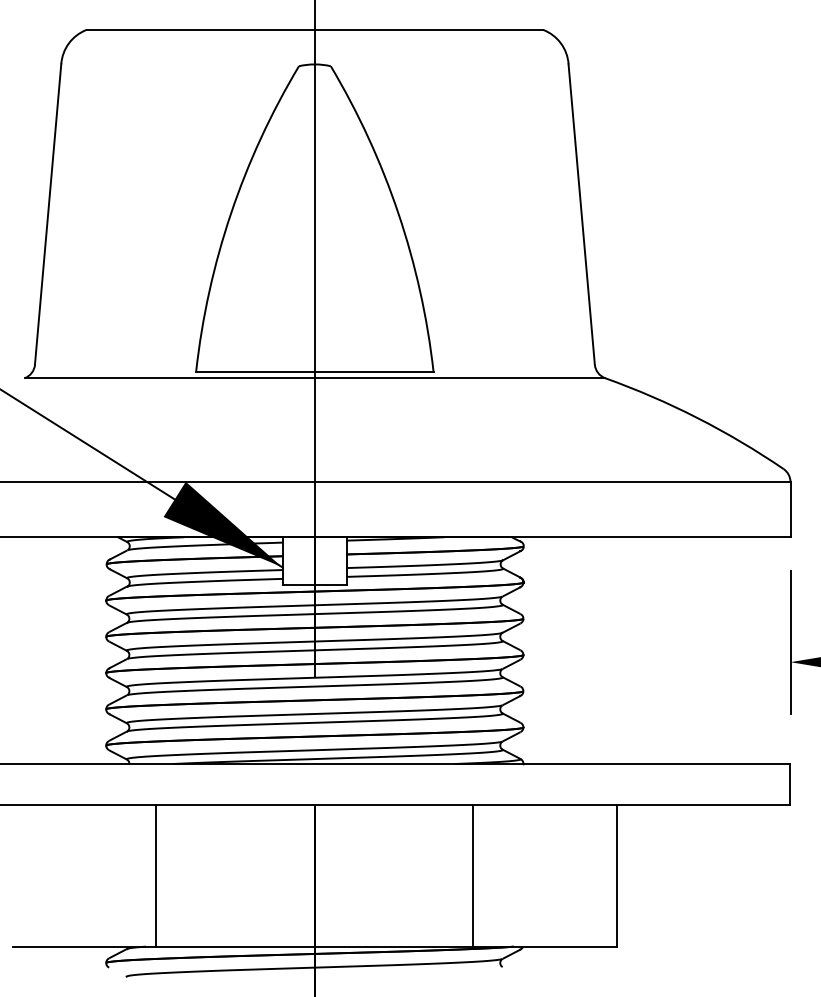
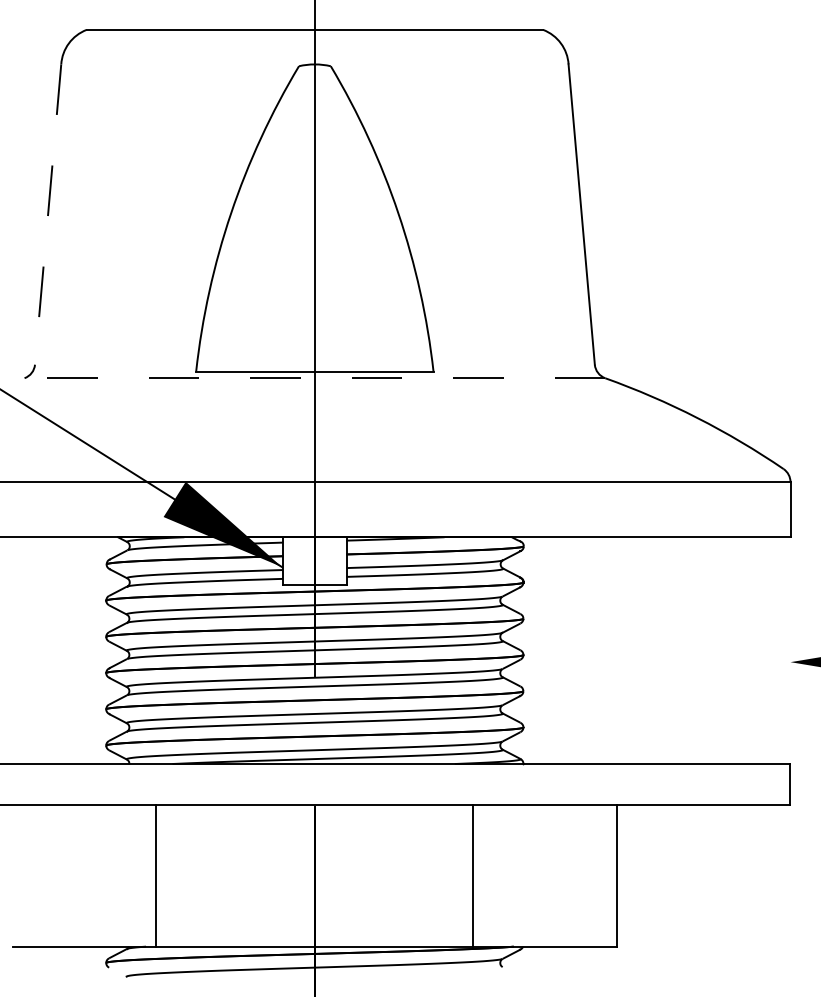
line: solid -> dashed (48, 214)
line: solid -> dashed (314, 378)
line: present -> none (790, 641)
